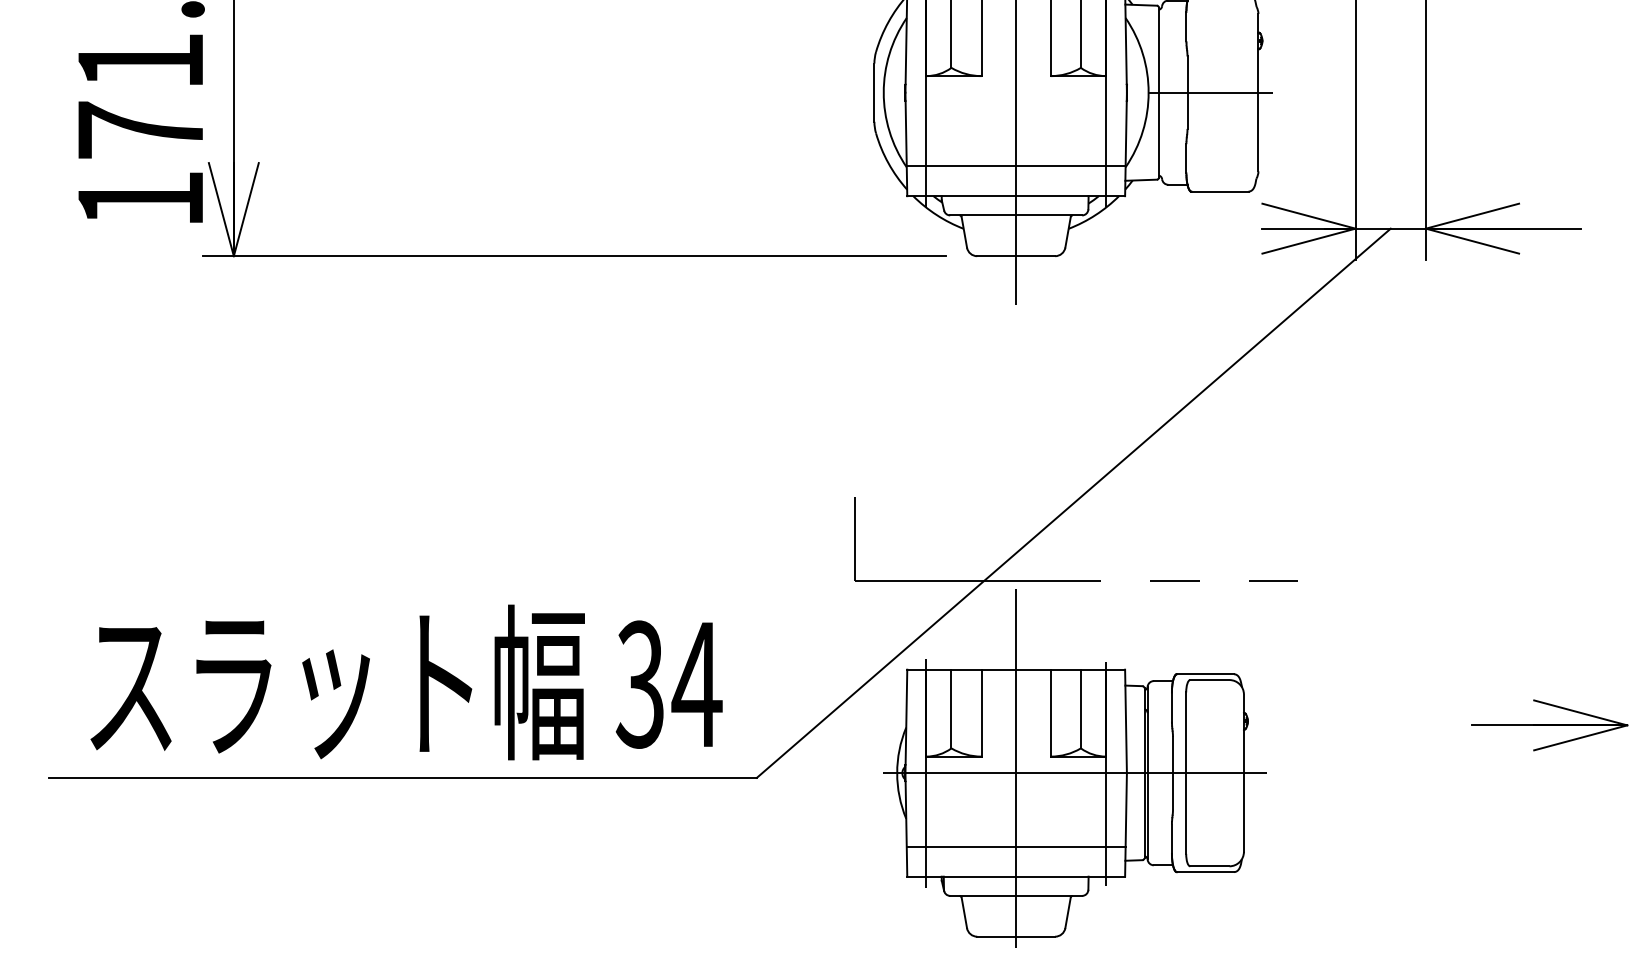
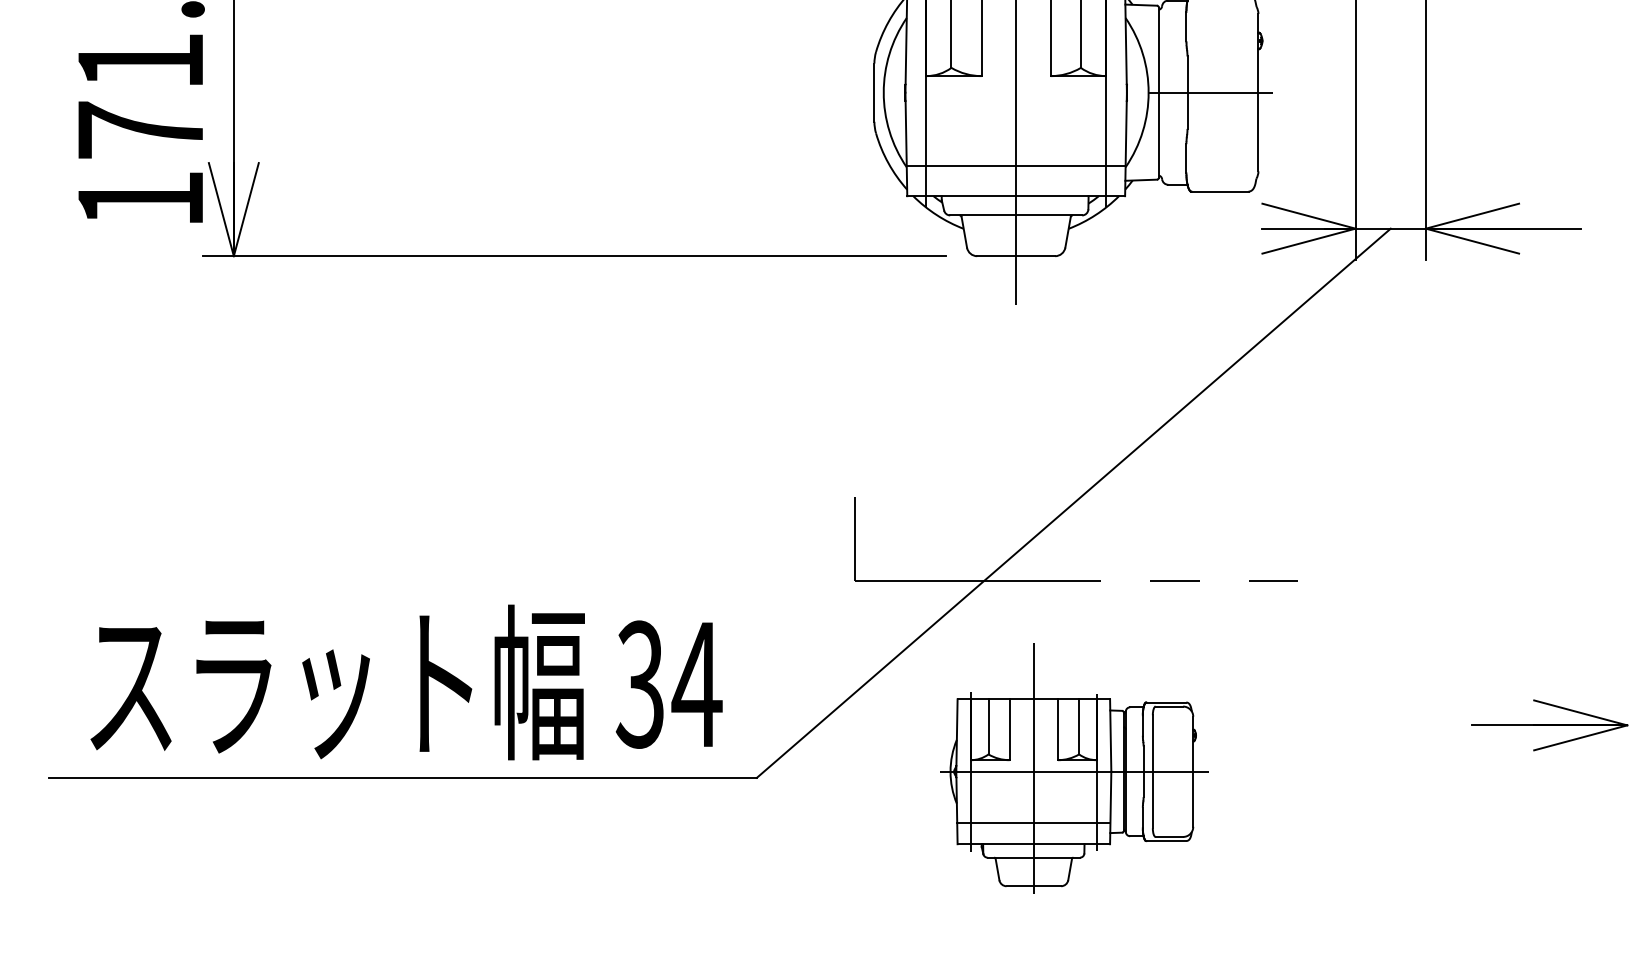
part size: 384x359 px -> 269x251 px (1074, 768)
